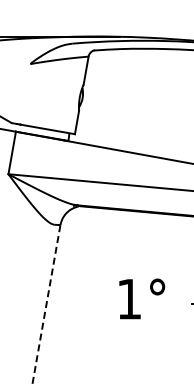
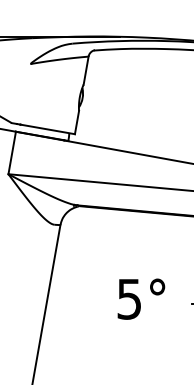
text: 1° -> 5° (128, 299)
line: dashed -> solid (46, 304)
